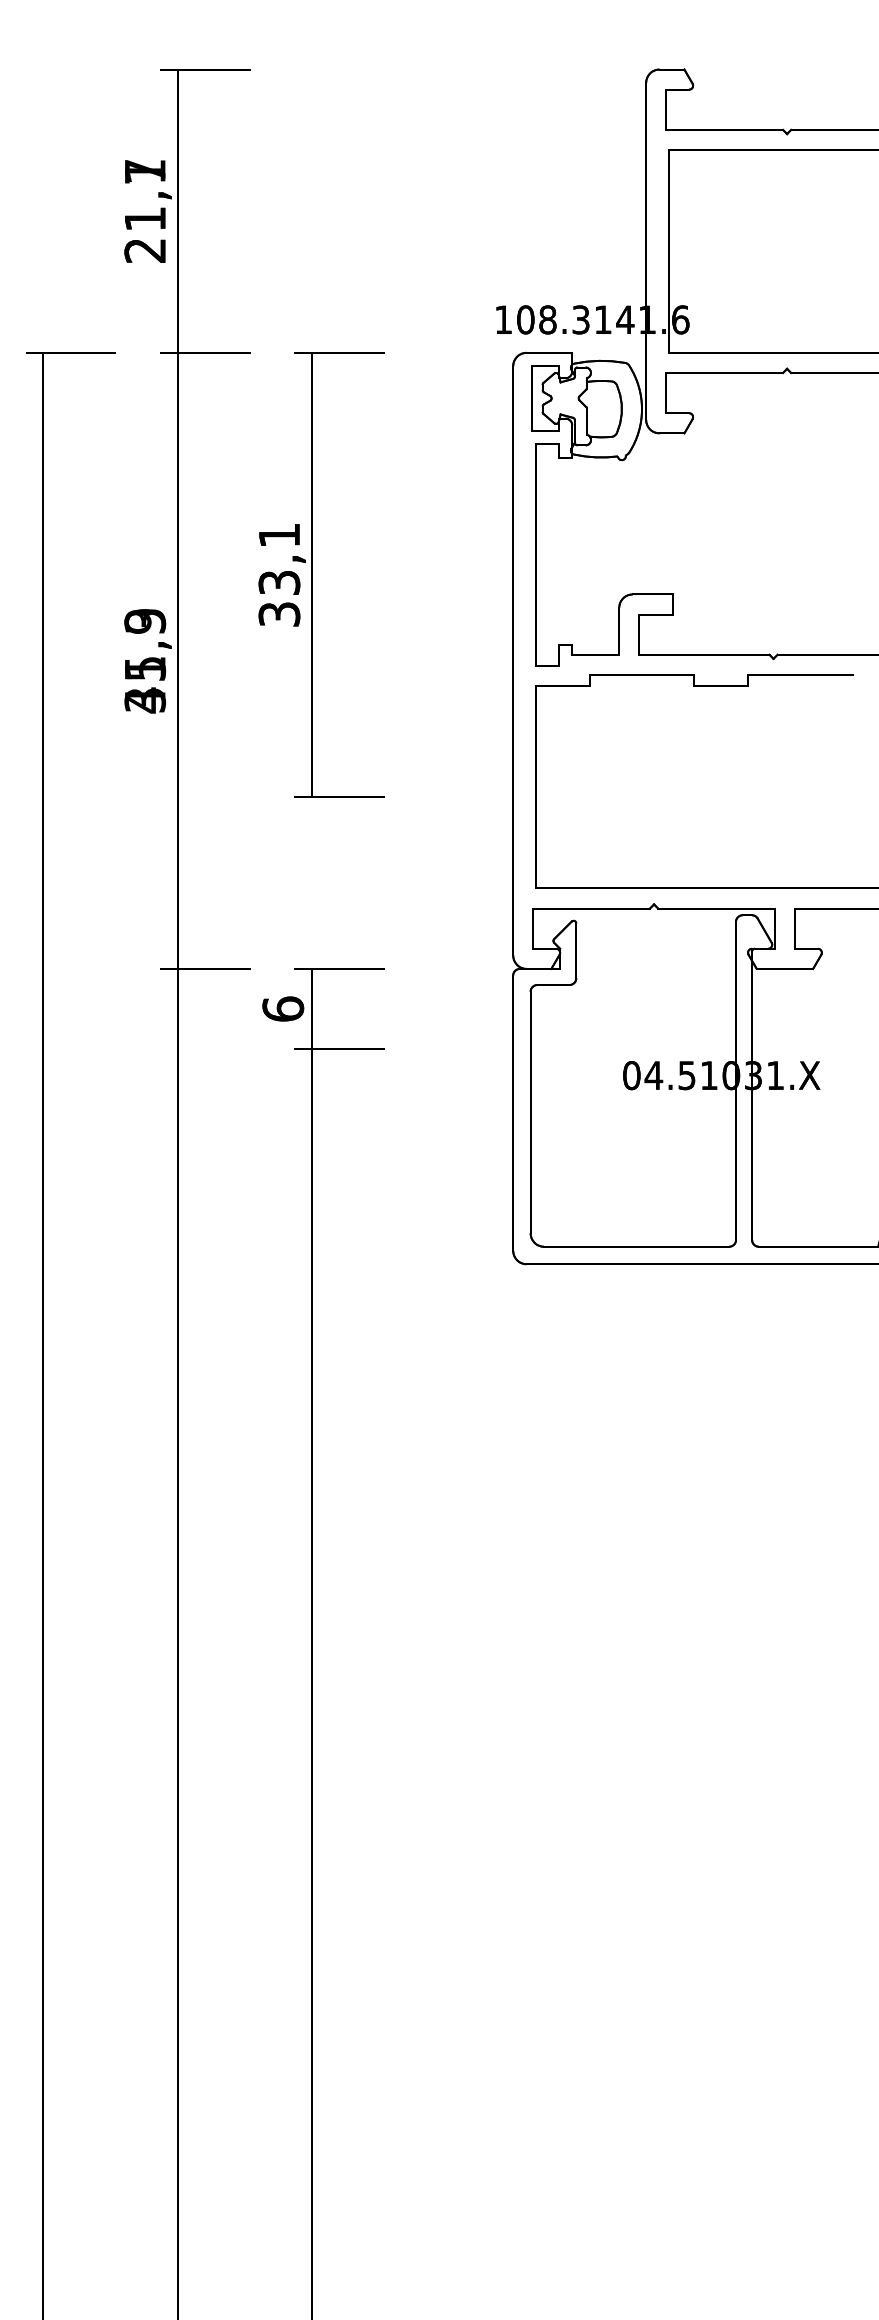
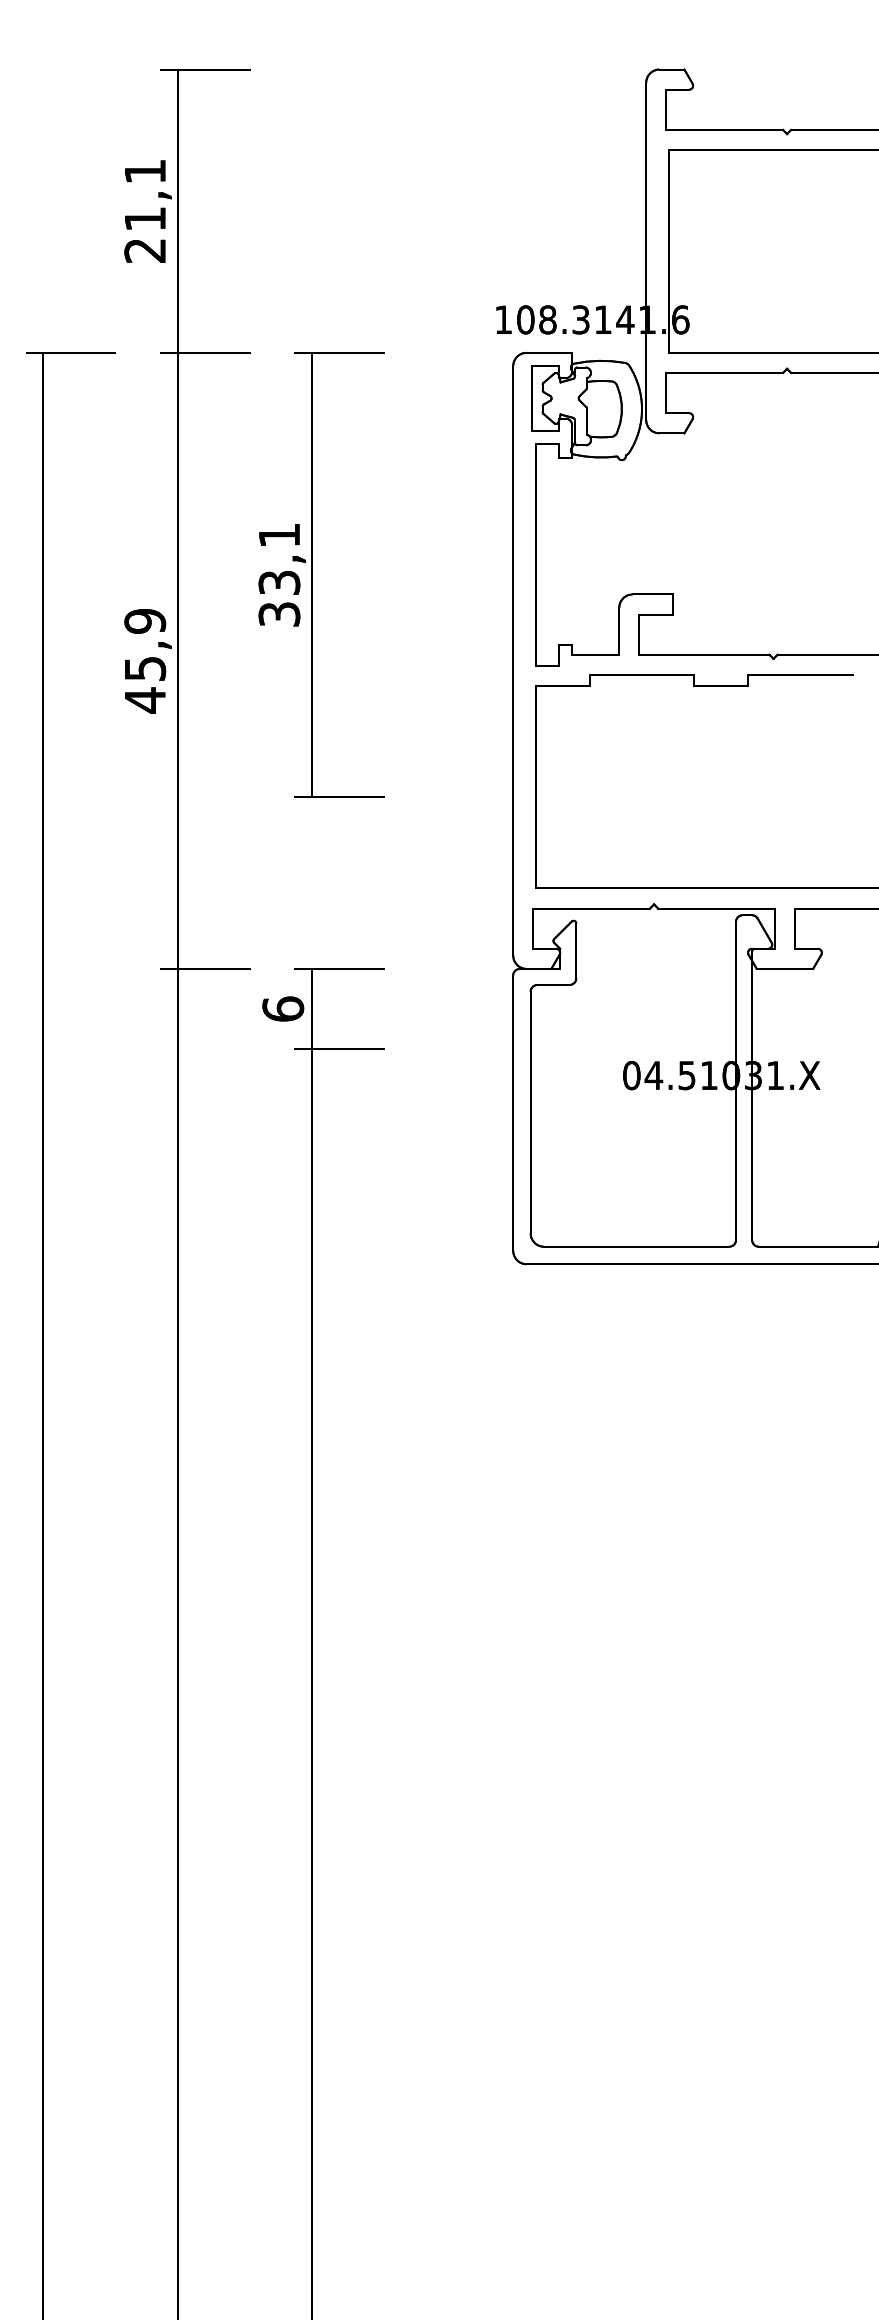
text: 21,7 -> 21,1 (145, 171)
text: 31,3 -> 45,9 (145, 661)
